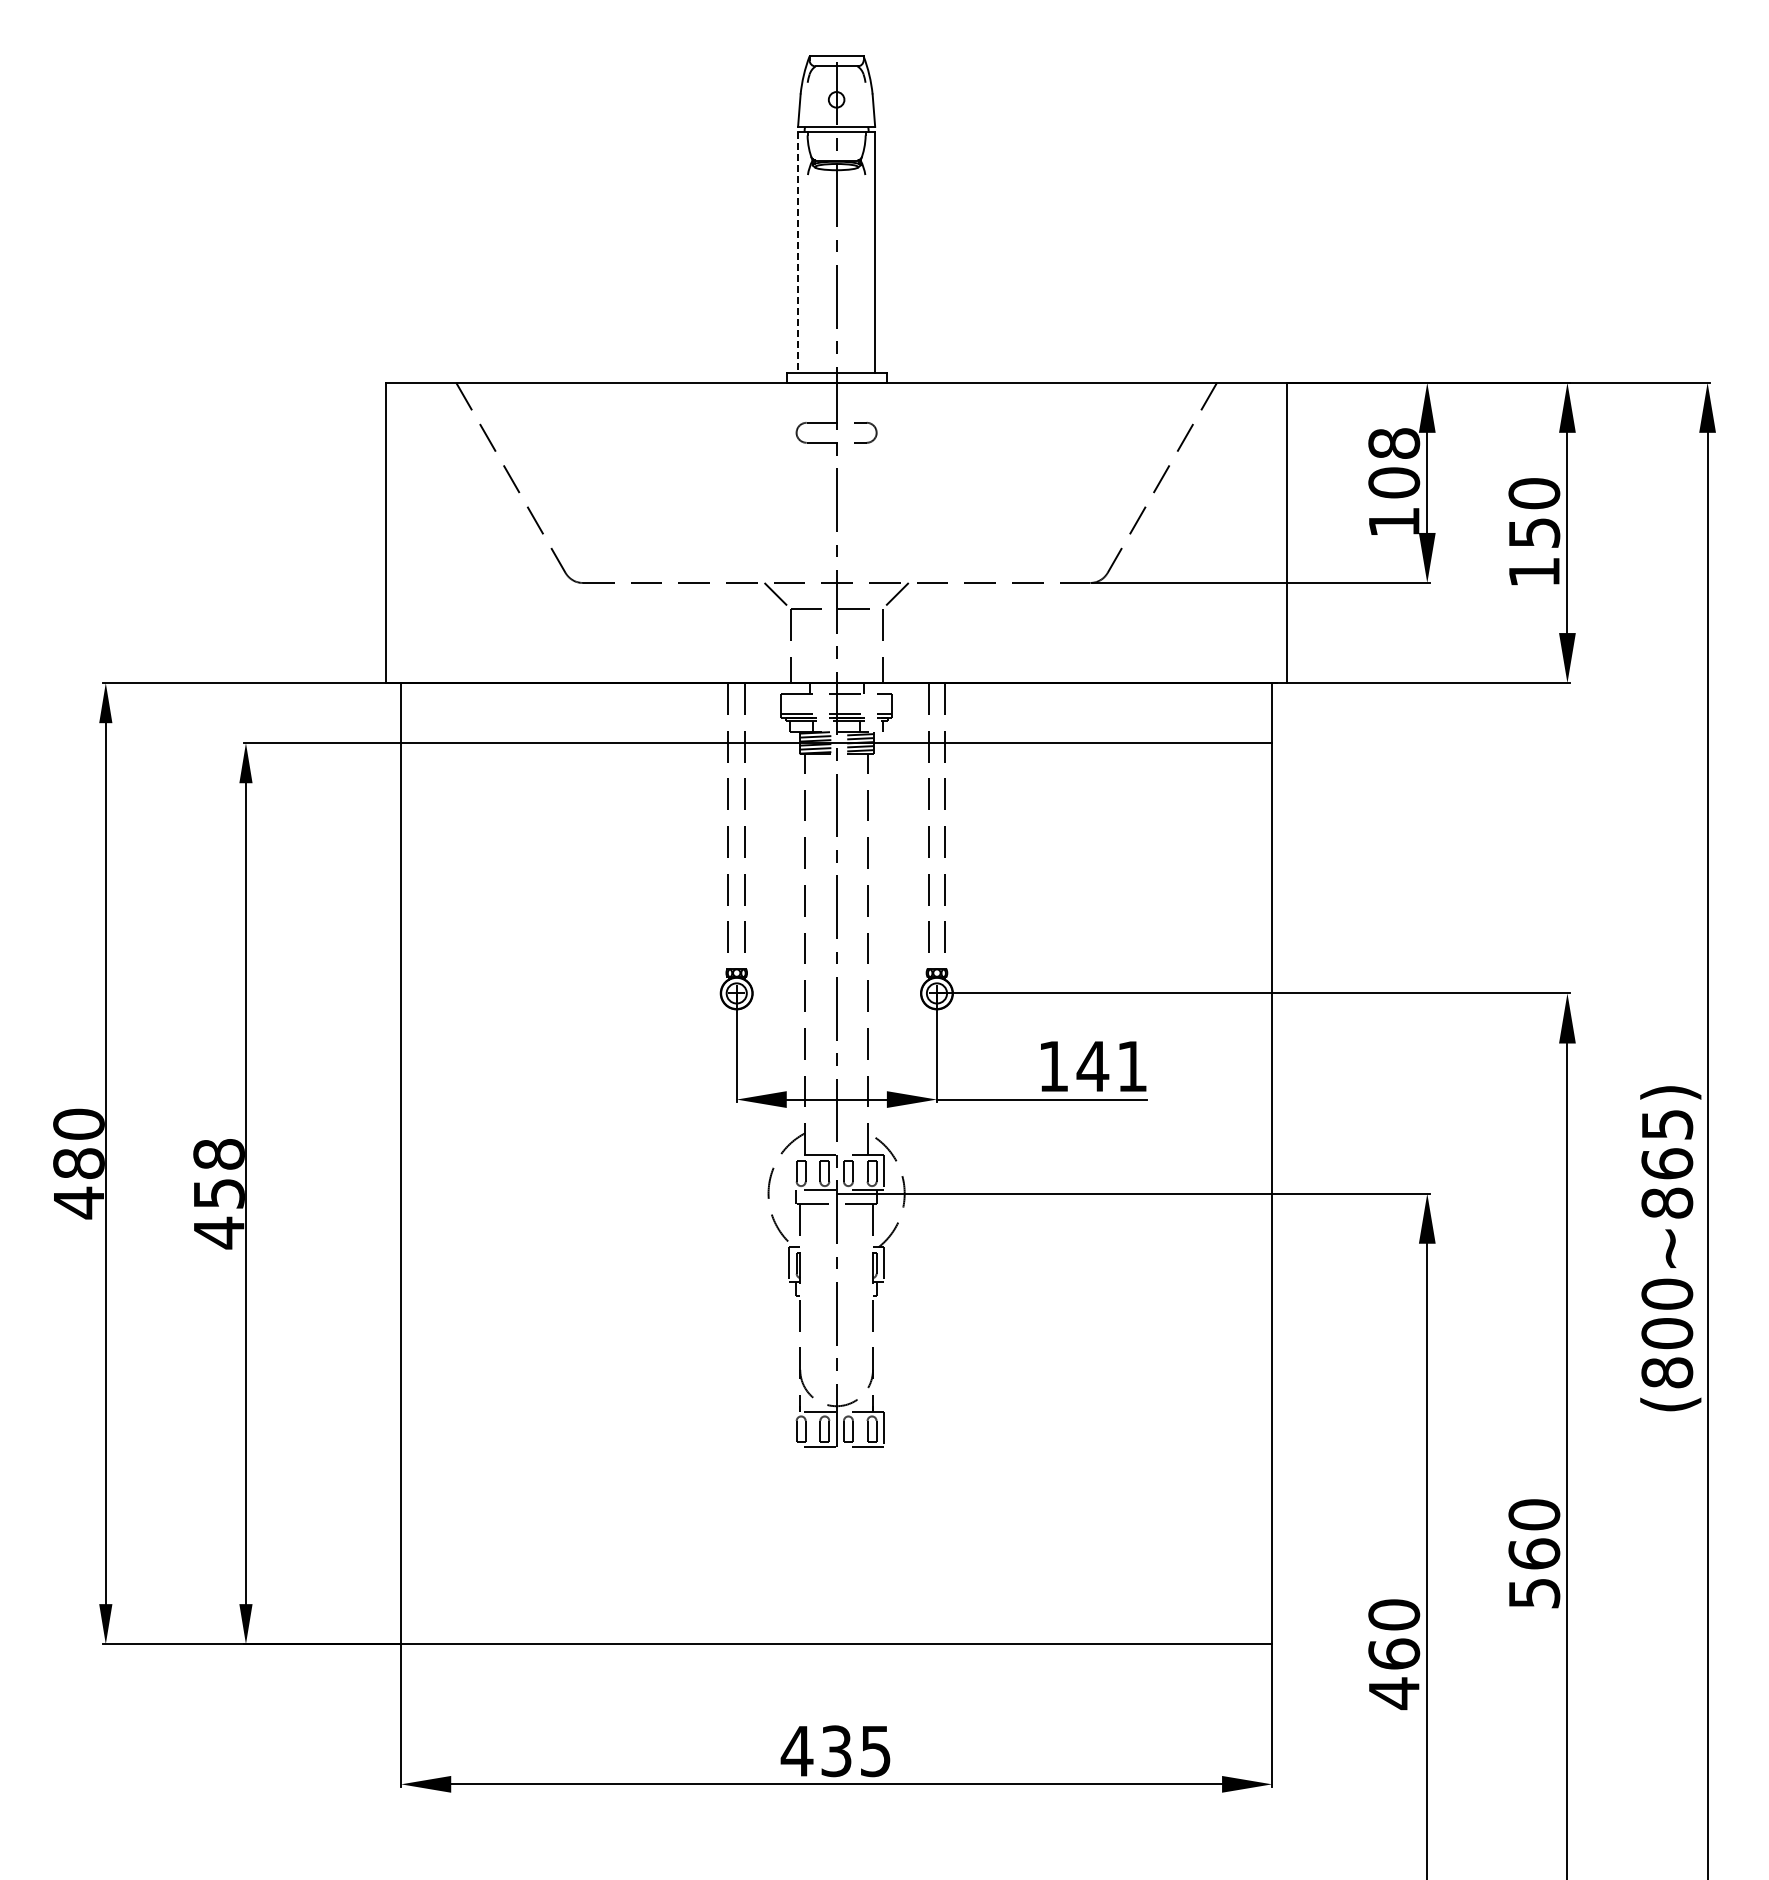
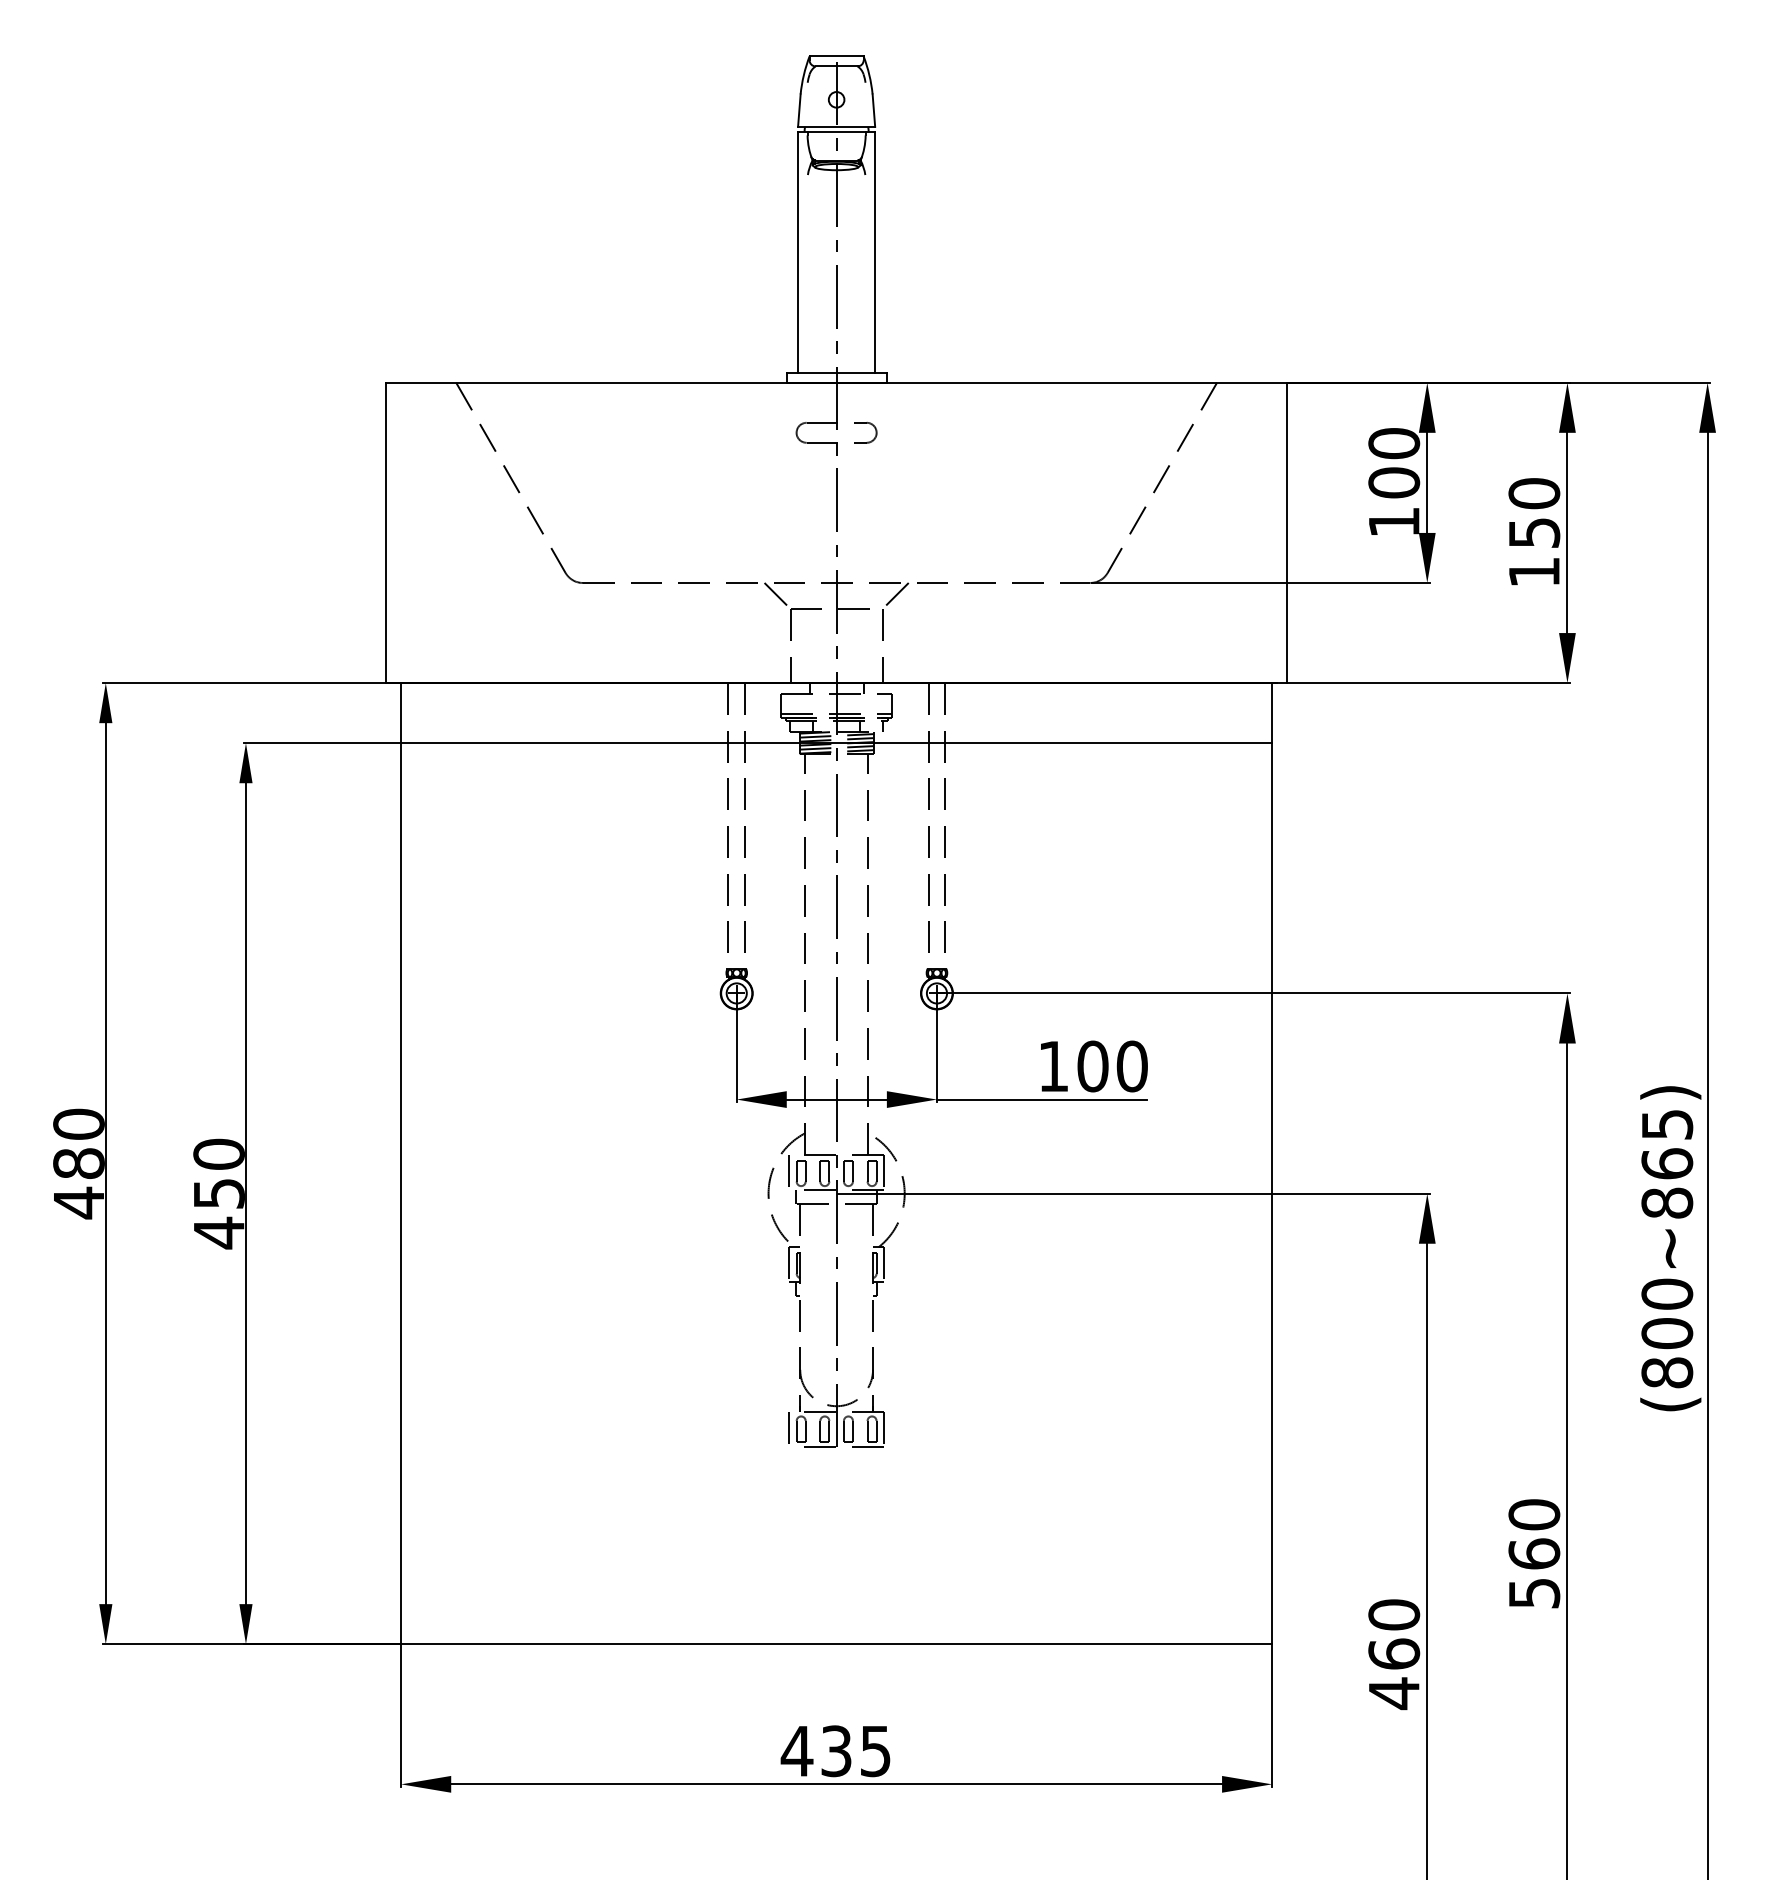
line: dashed -> solid (798, 253)
text: 108 -> 100 (1393, 443)
text: 141 -> 100 (1111, 1066)
text: 458 -> 450 (218, 1153)
line: none -> present (789, 1172)
line: none -> present (789, 1429)
